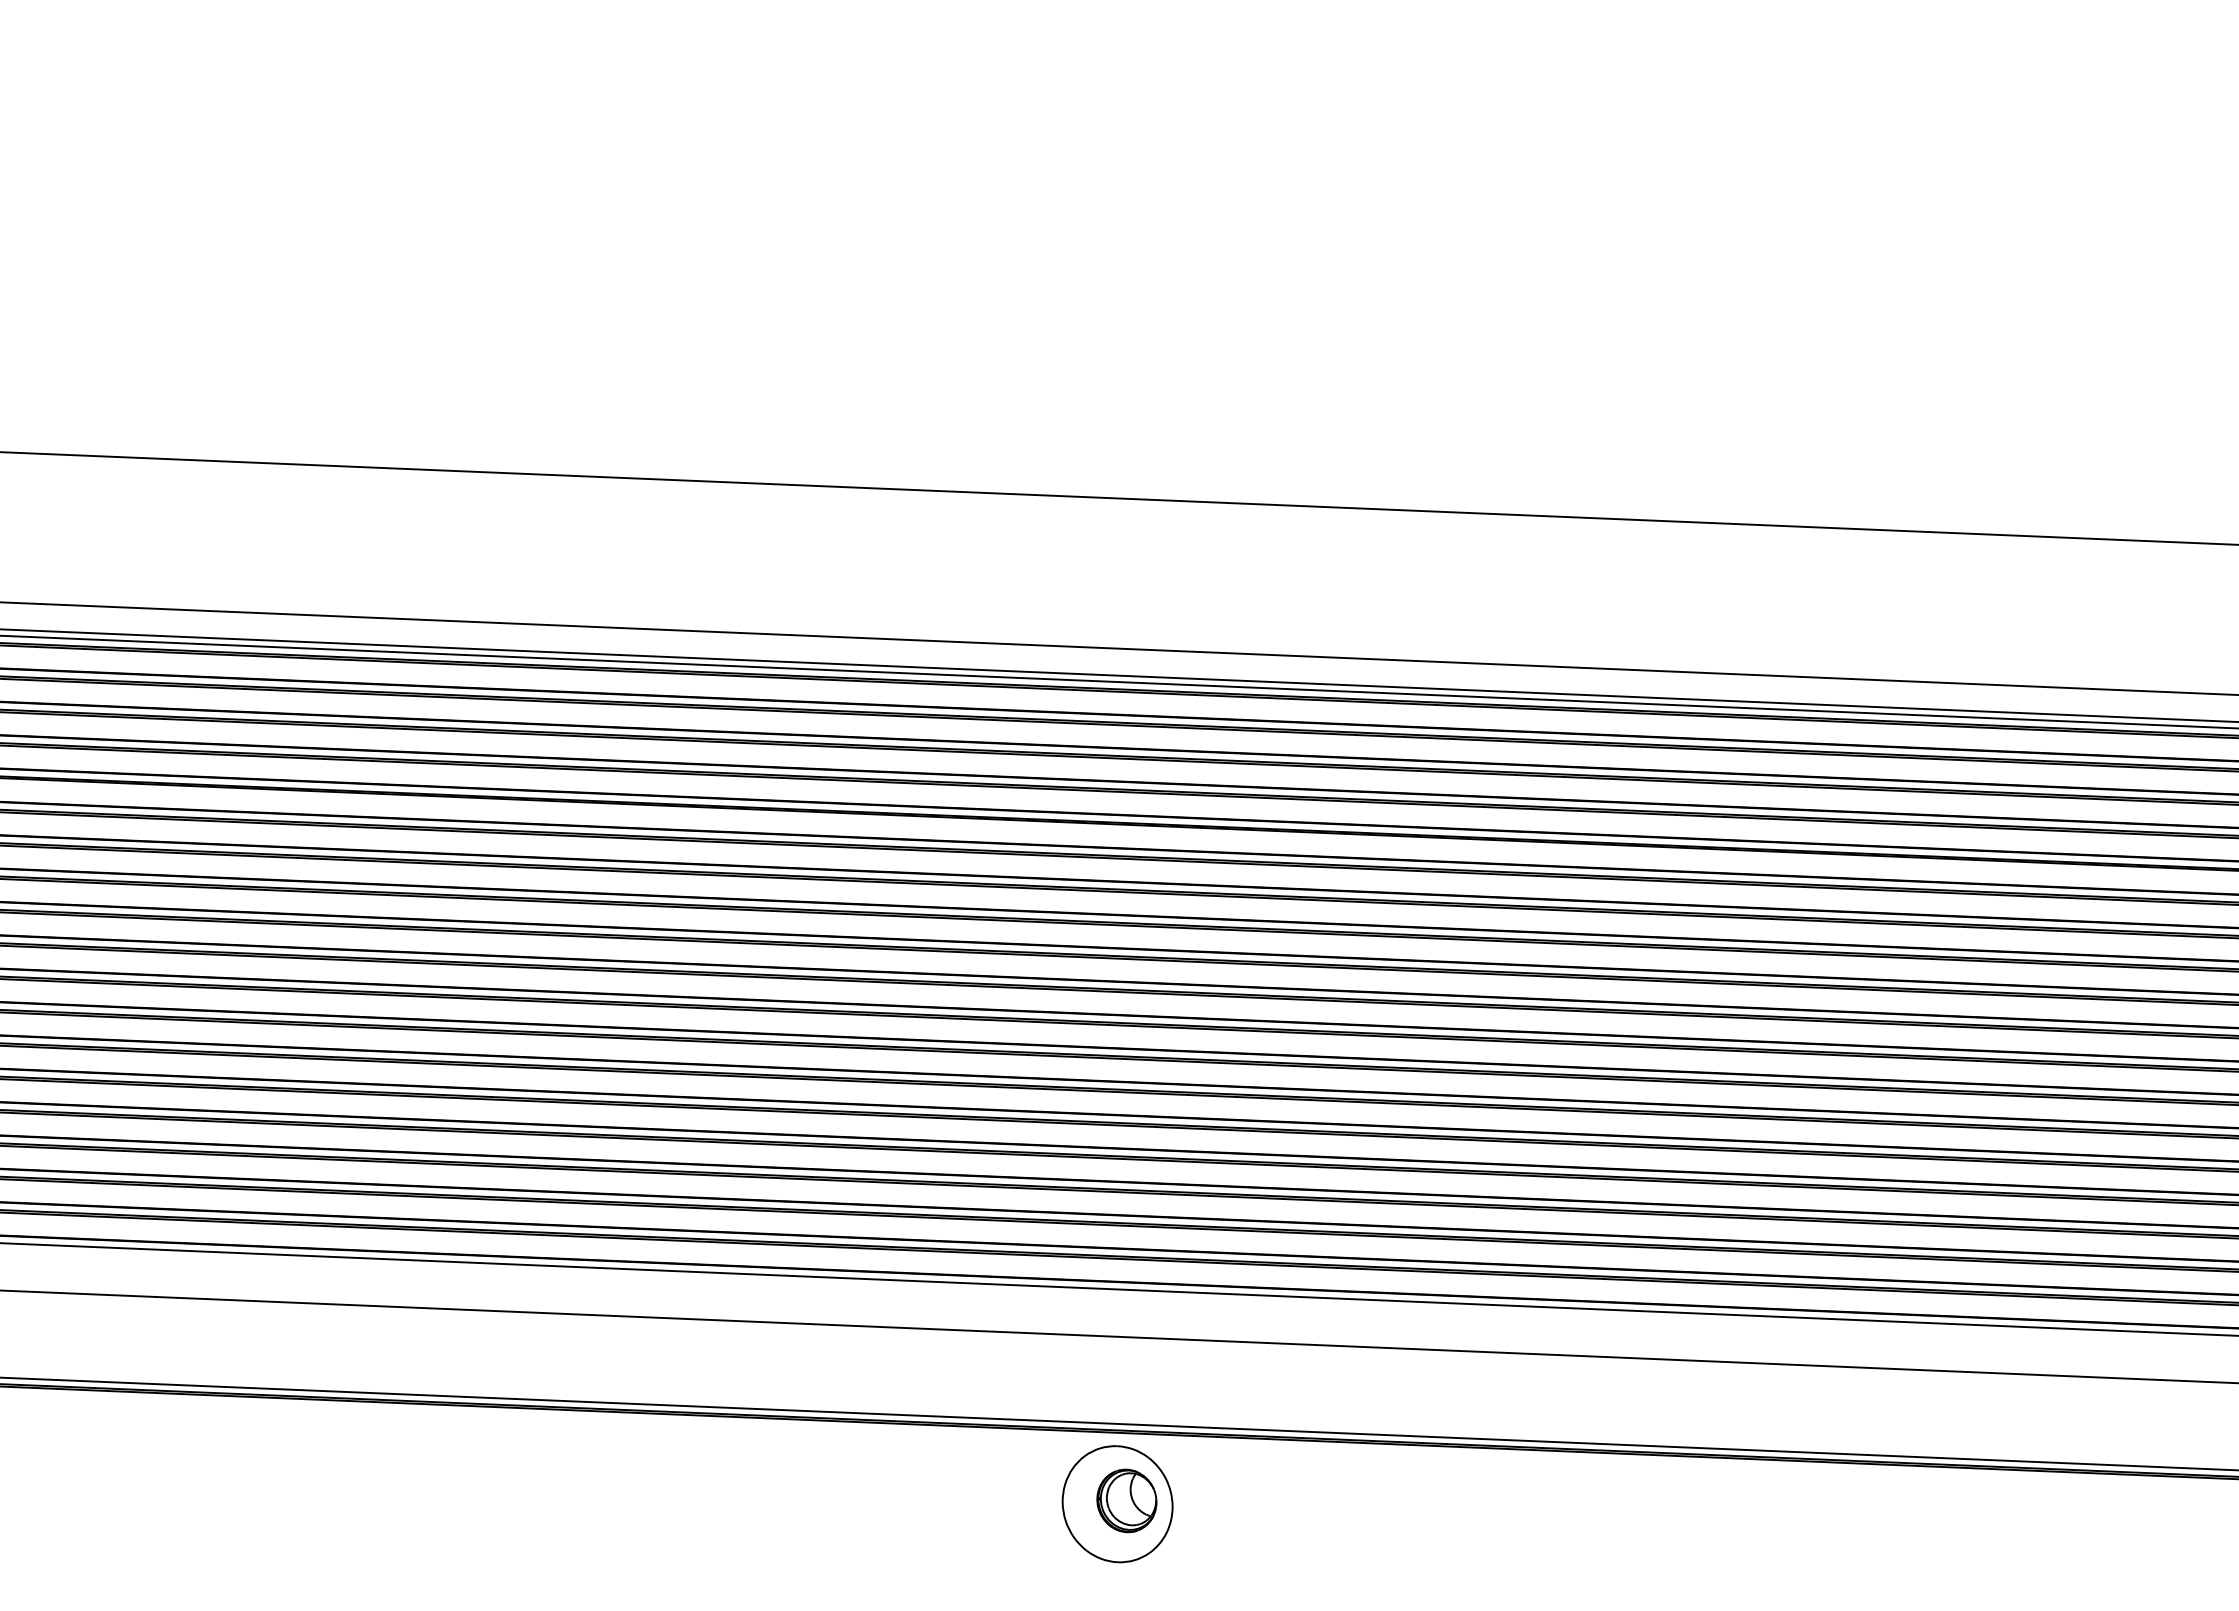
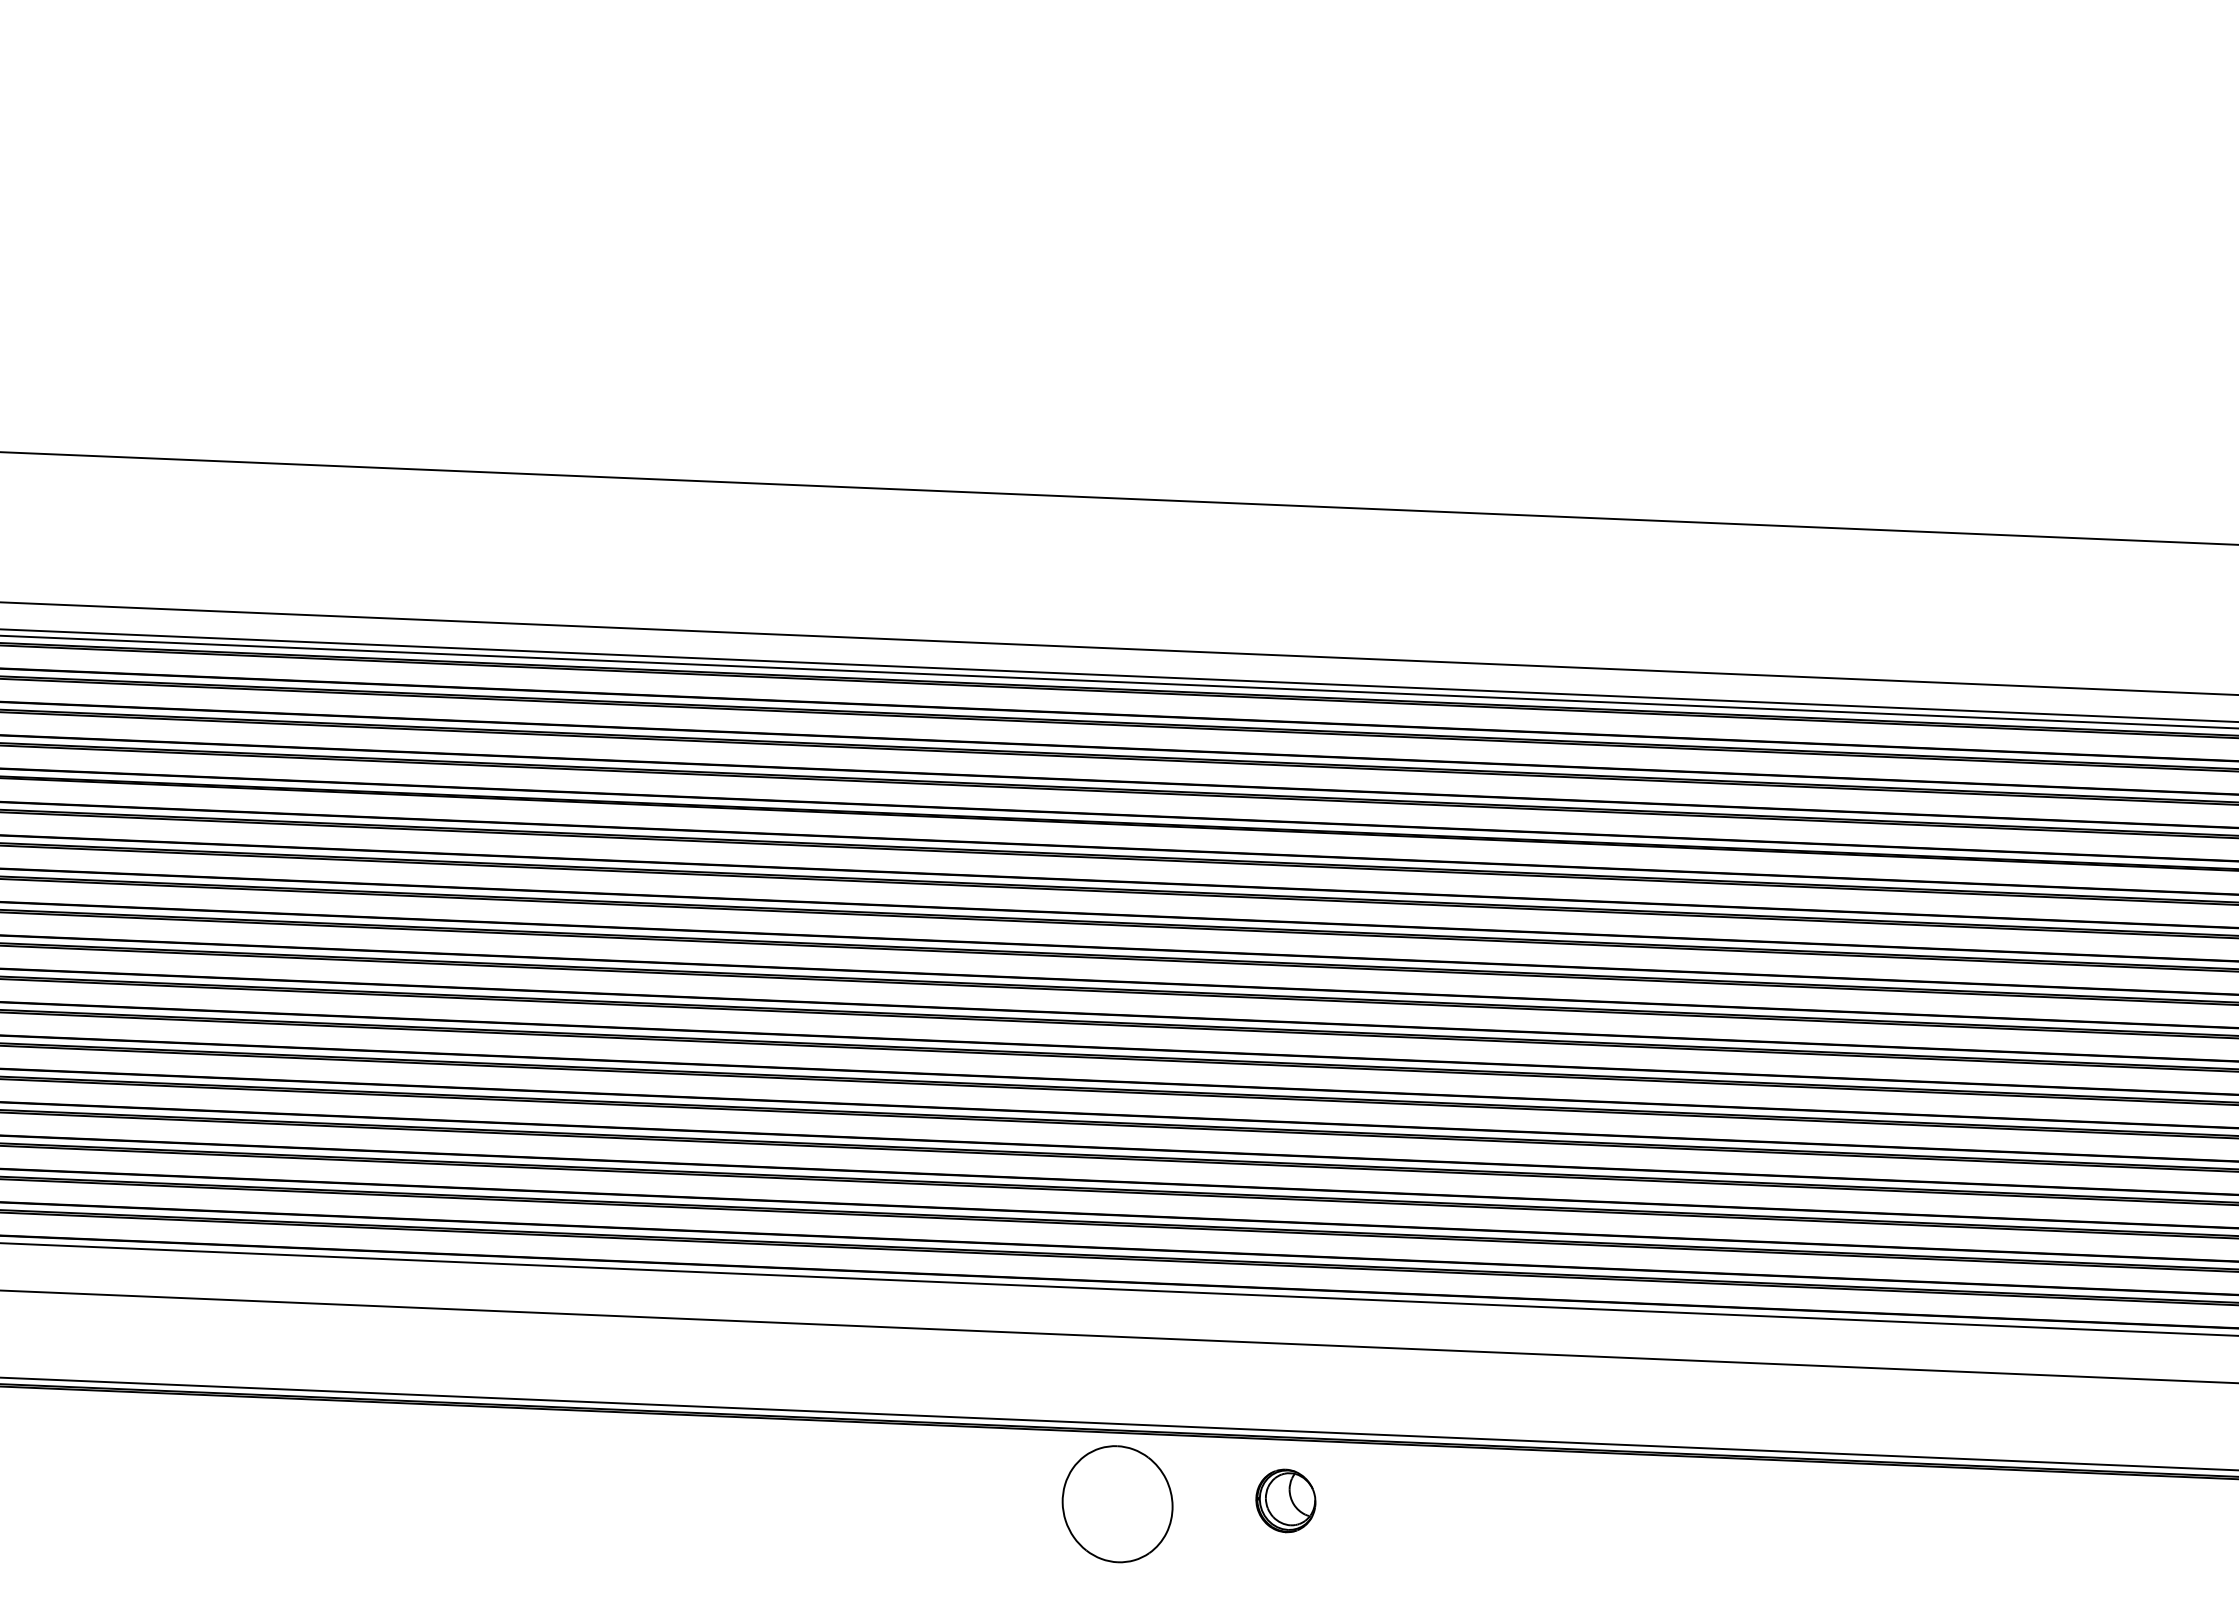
part position: (1126, 1500) -> (1285, 1500) (1285, 1500)
